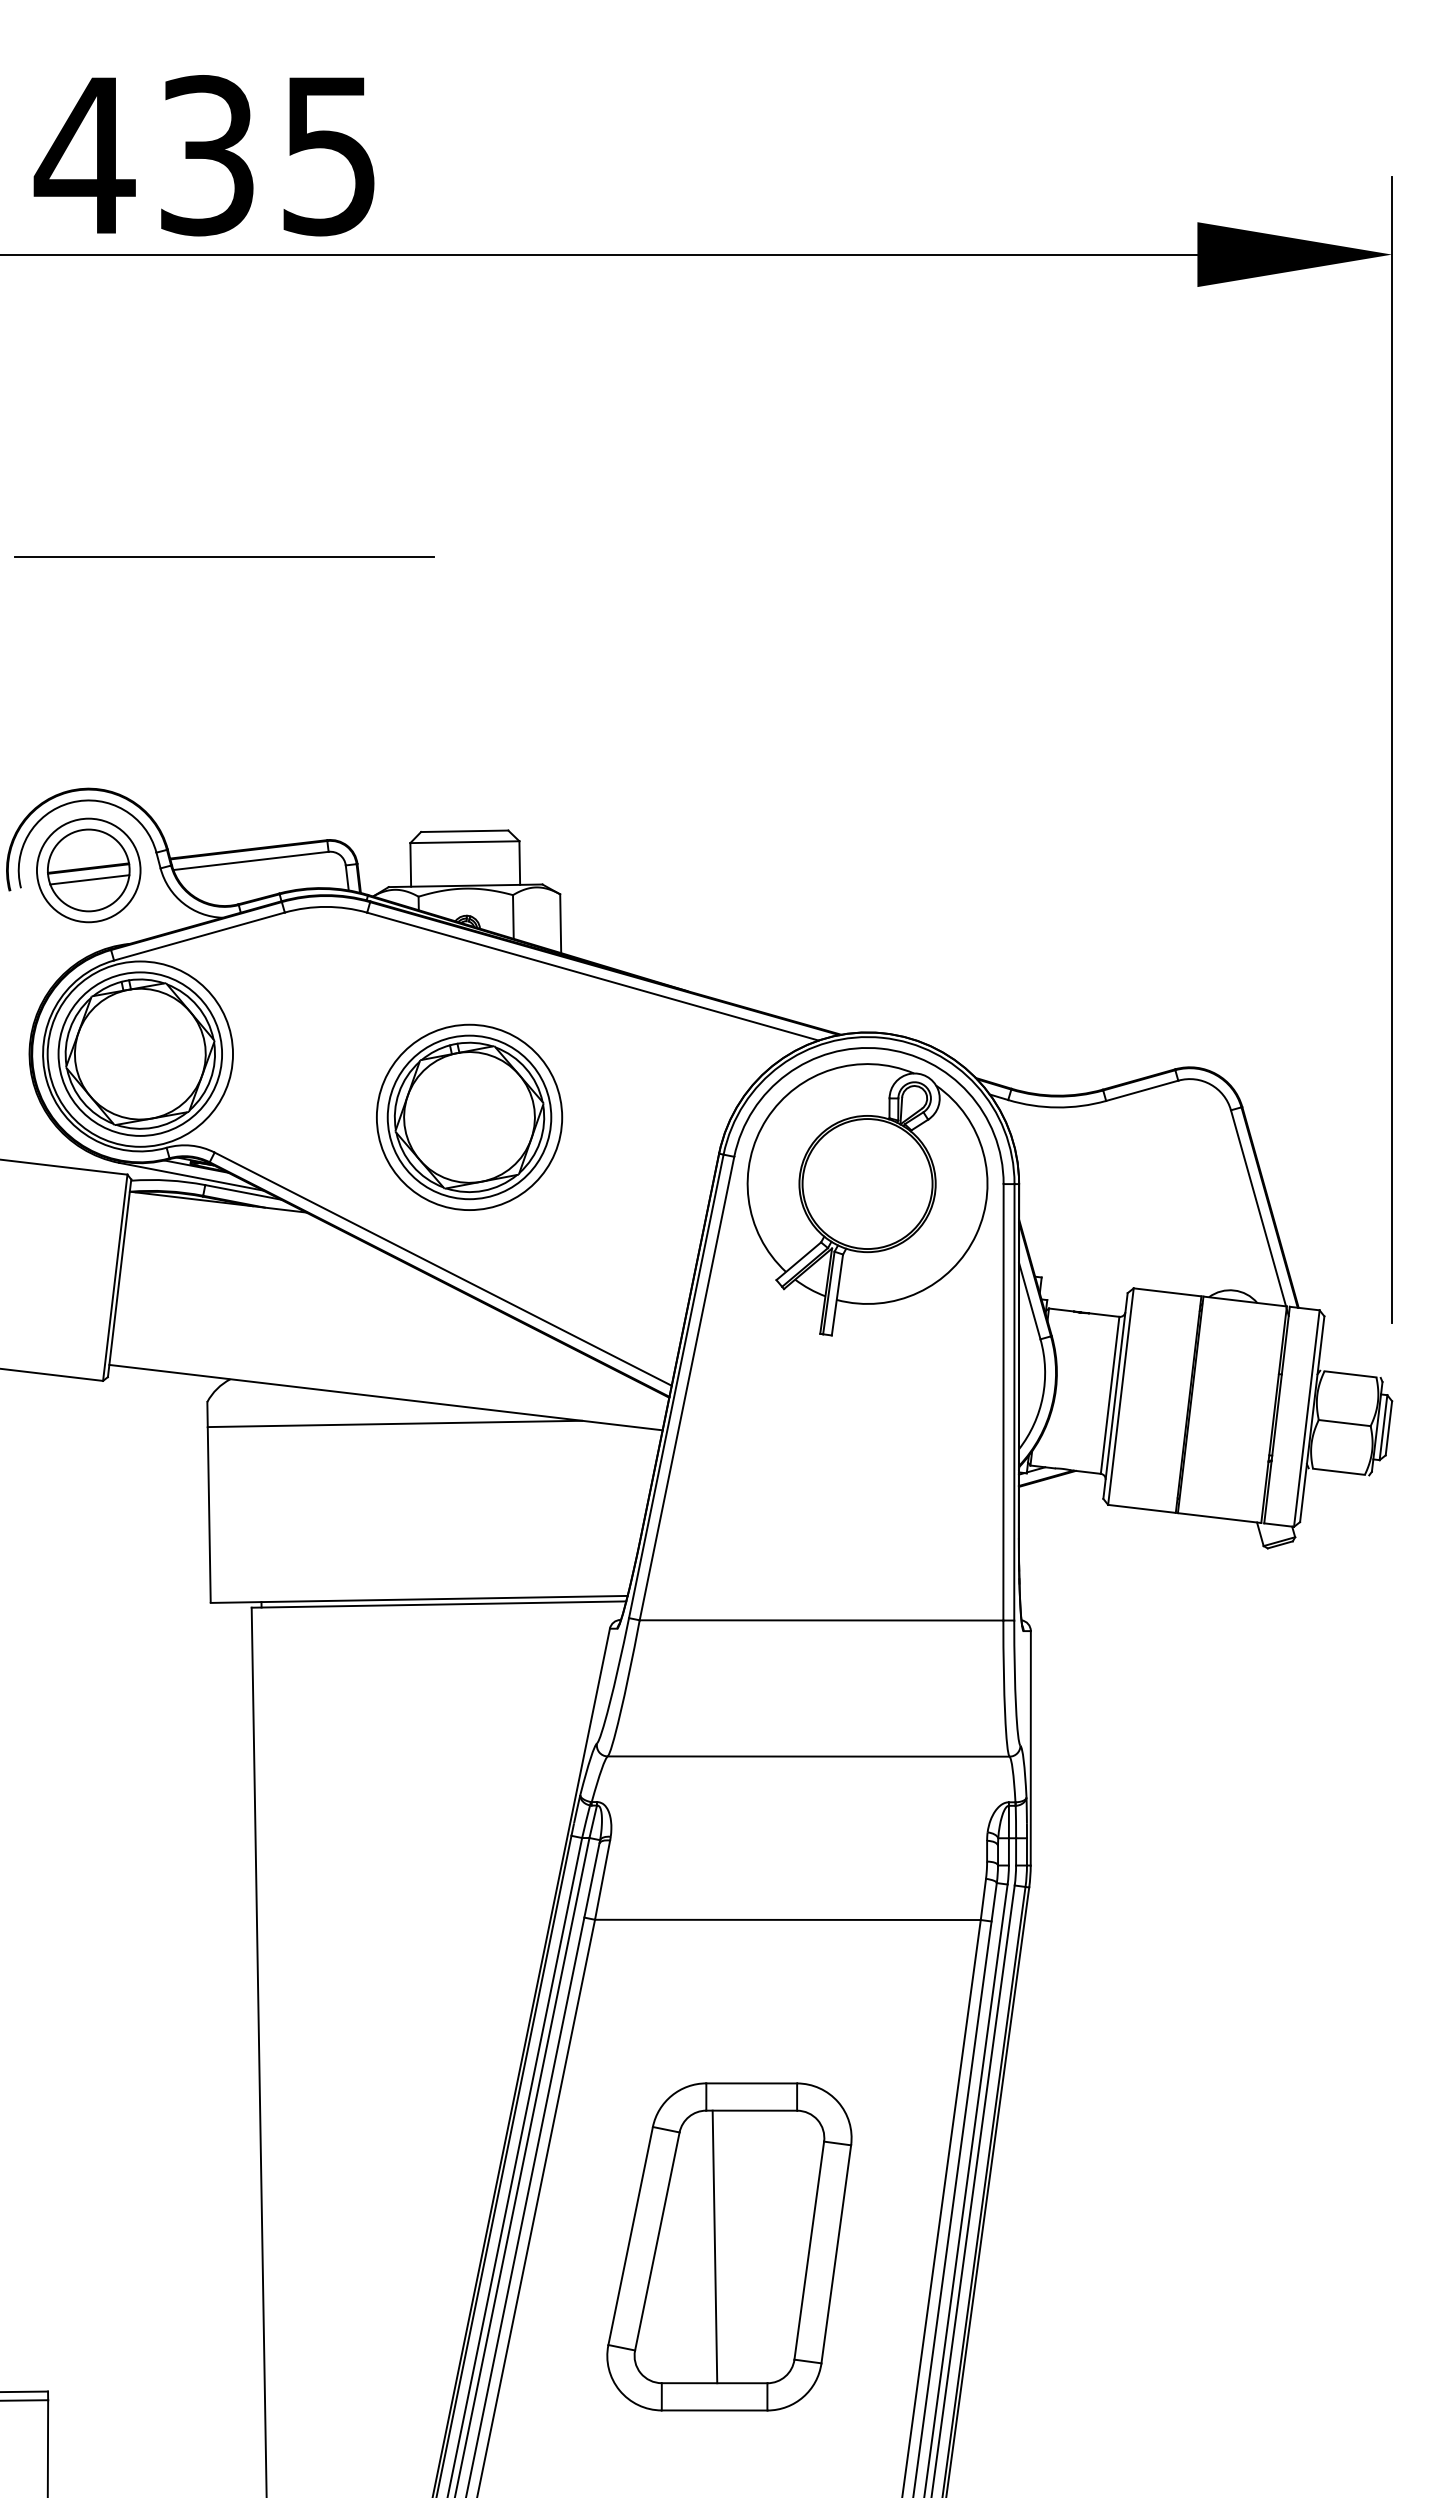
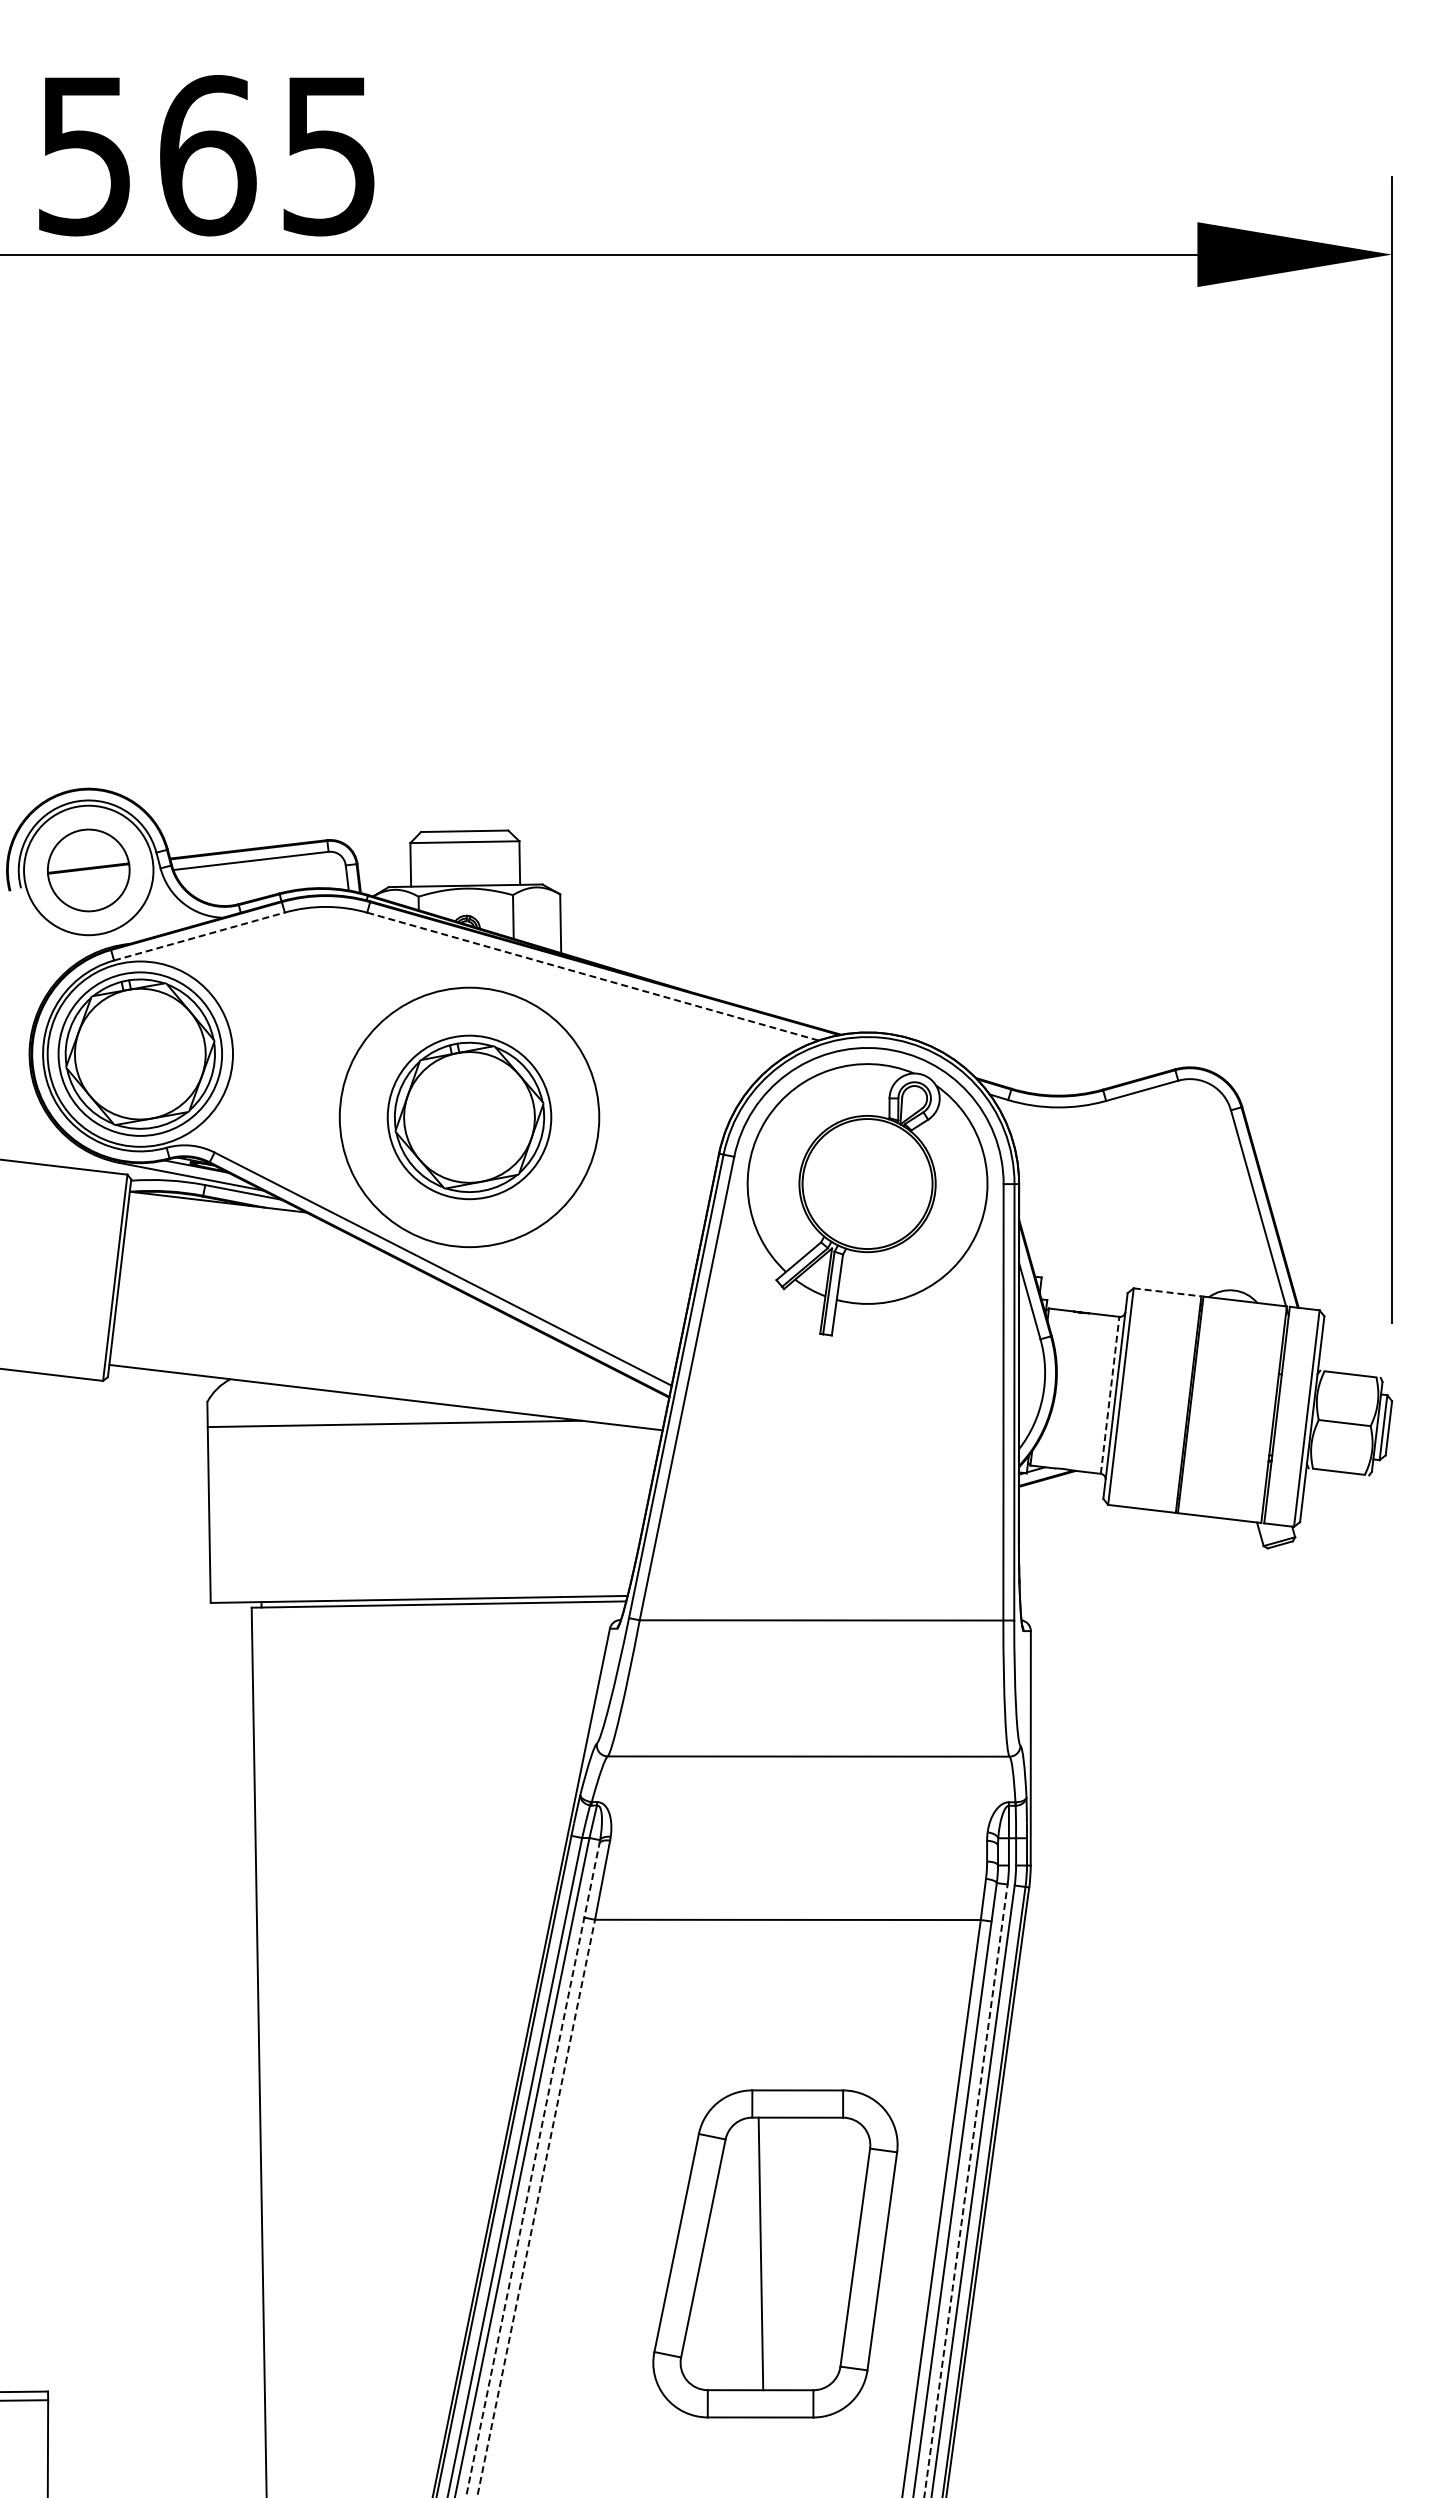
text: 435 -> 565 (144, 155)
line: present -> none (224, 556)
circle diameter: 104 px -> 129 px (88, 870)
line: present -> none (89, 879)
line: solid -> dashed (199, 936)
line: solid -> dashed (592, 976)
circle diameter: 185 px -> 259 px (469, 1117)
line: solid -> dashed (1168, 1292)
line: solid -> dashed (1110, 1394)
line: solid -> dashed (532, 2169)
line: solid -> dashed (965, 2190)
line: solid -> dashed (536, 2208)
part position: (729, 2246) -> (775, 2253) (775, 2253)
